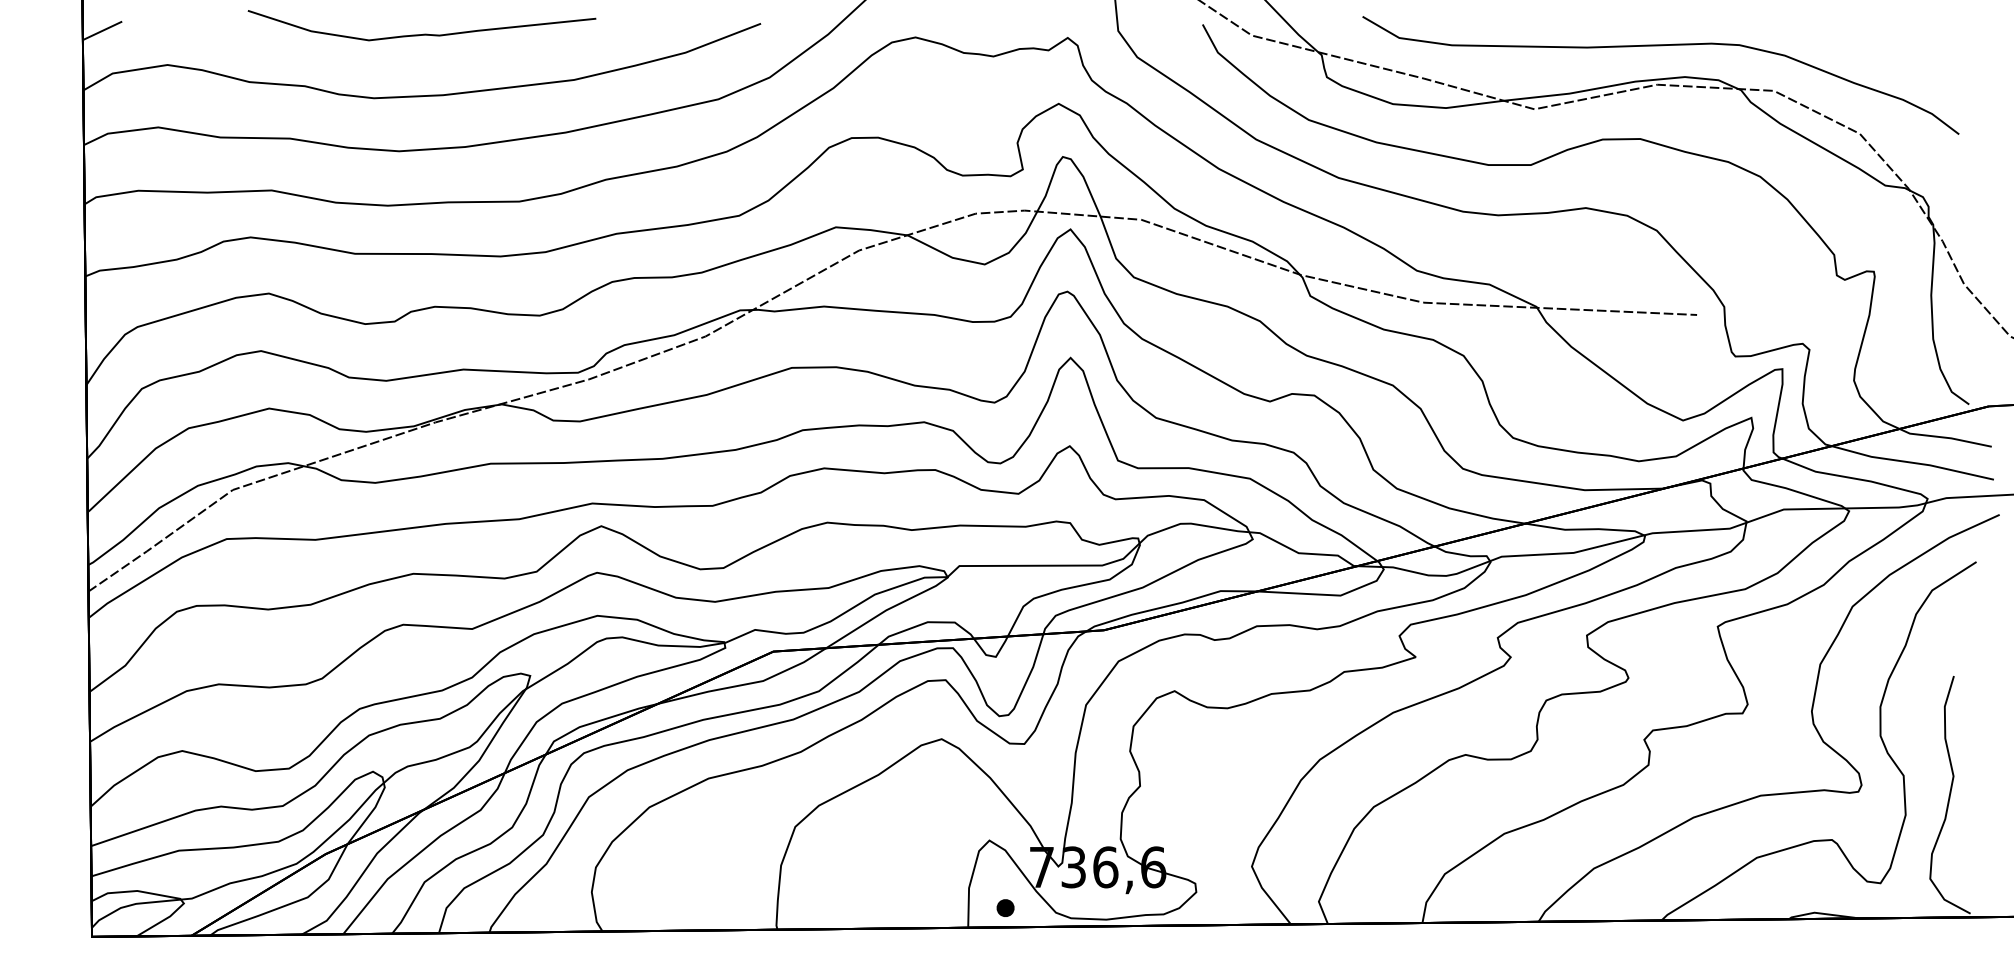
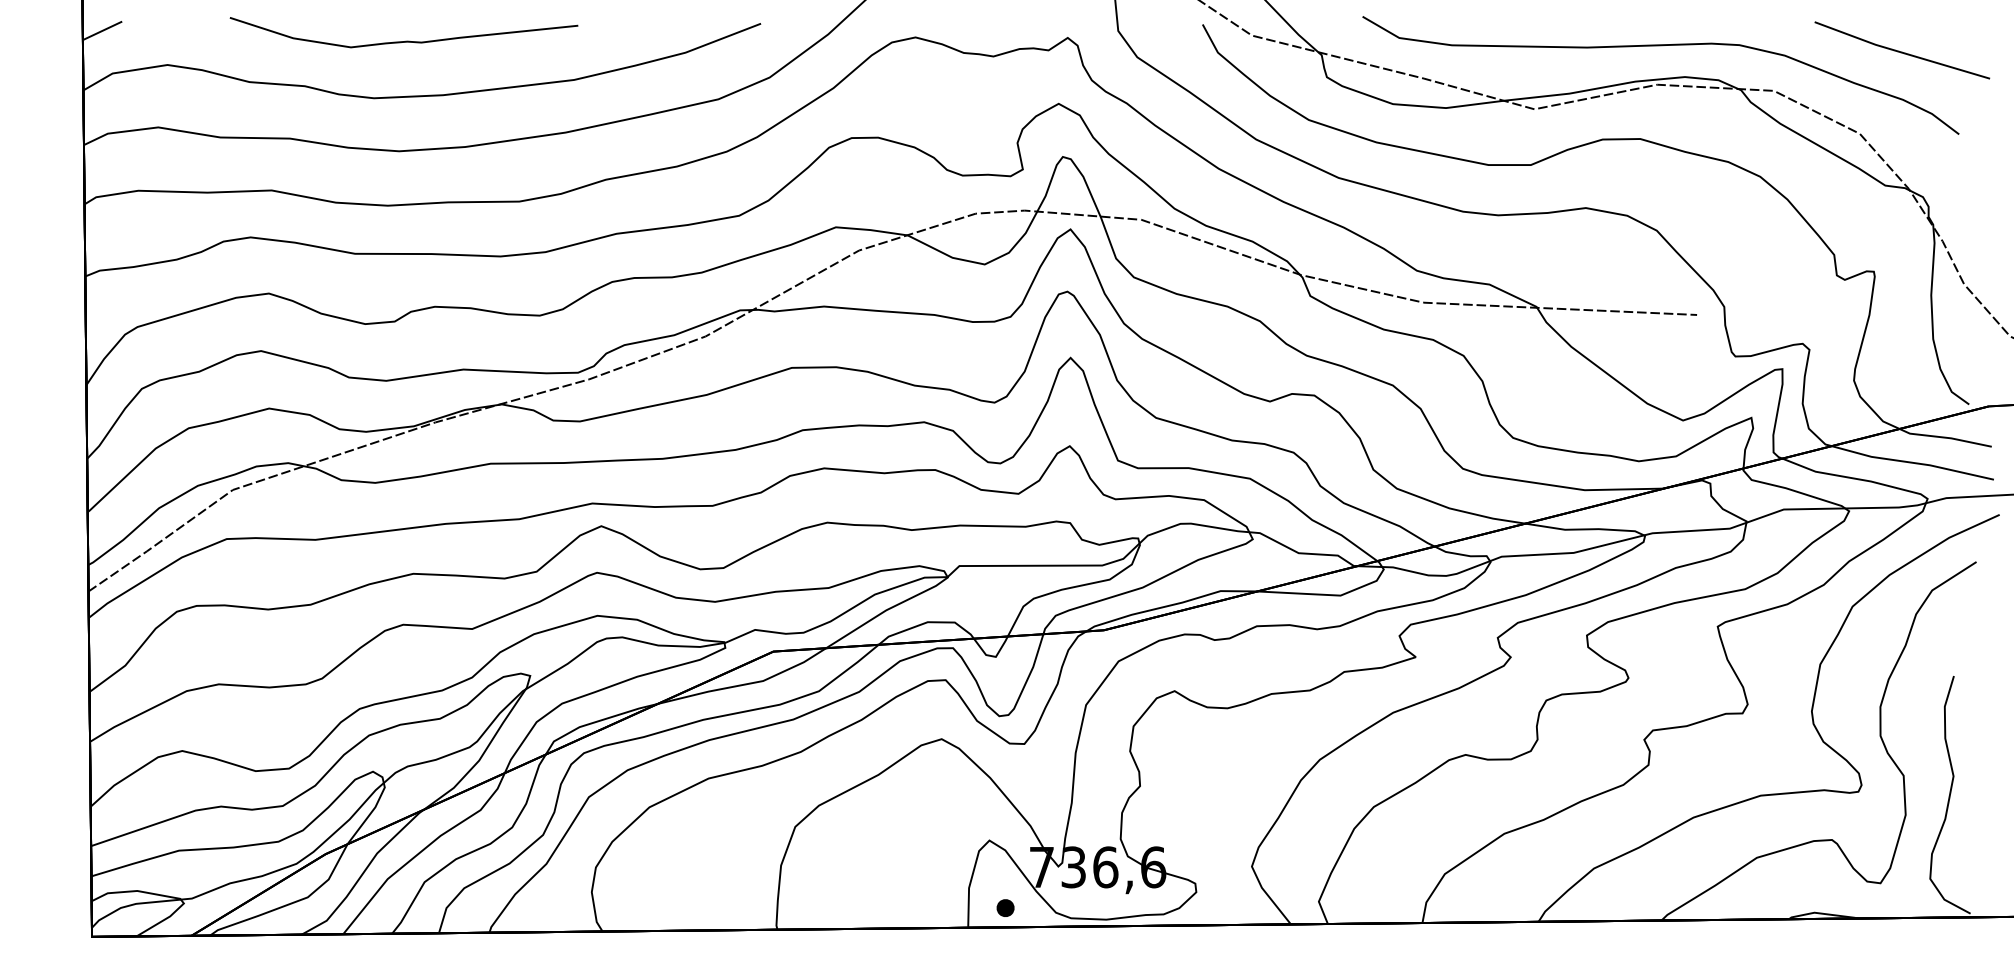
curve position: (423, 33) -> (405, 40) (405, 40)
line: none -> present (1902, 51)
